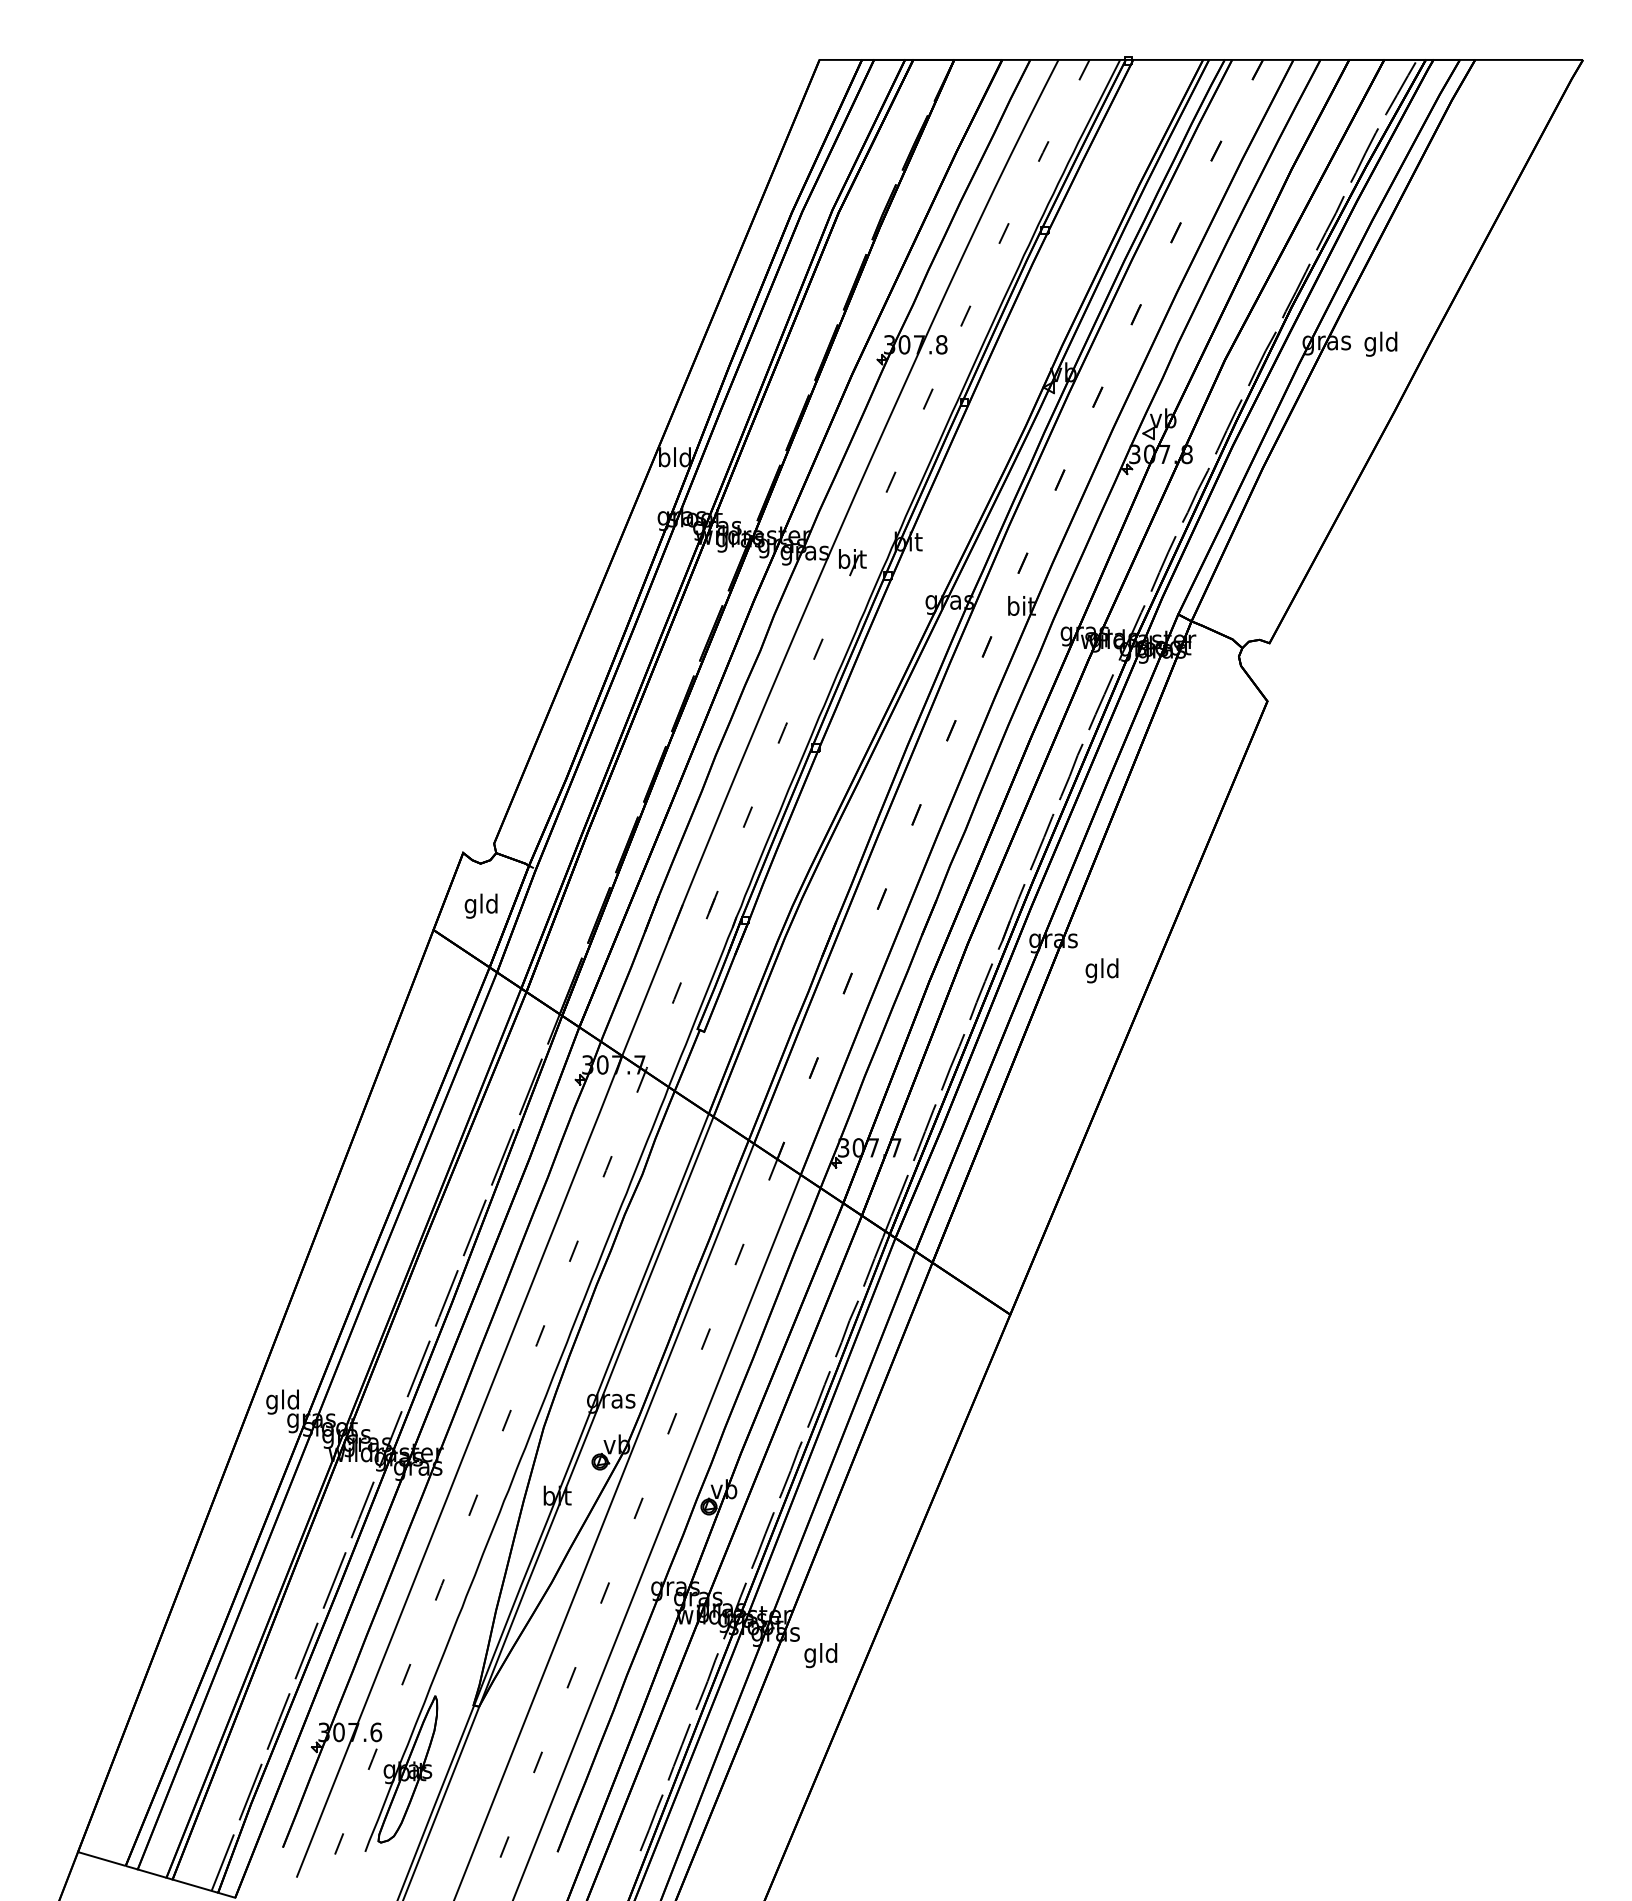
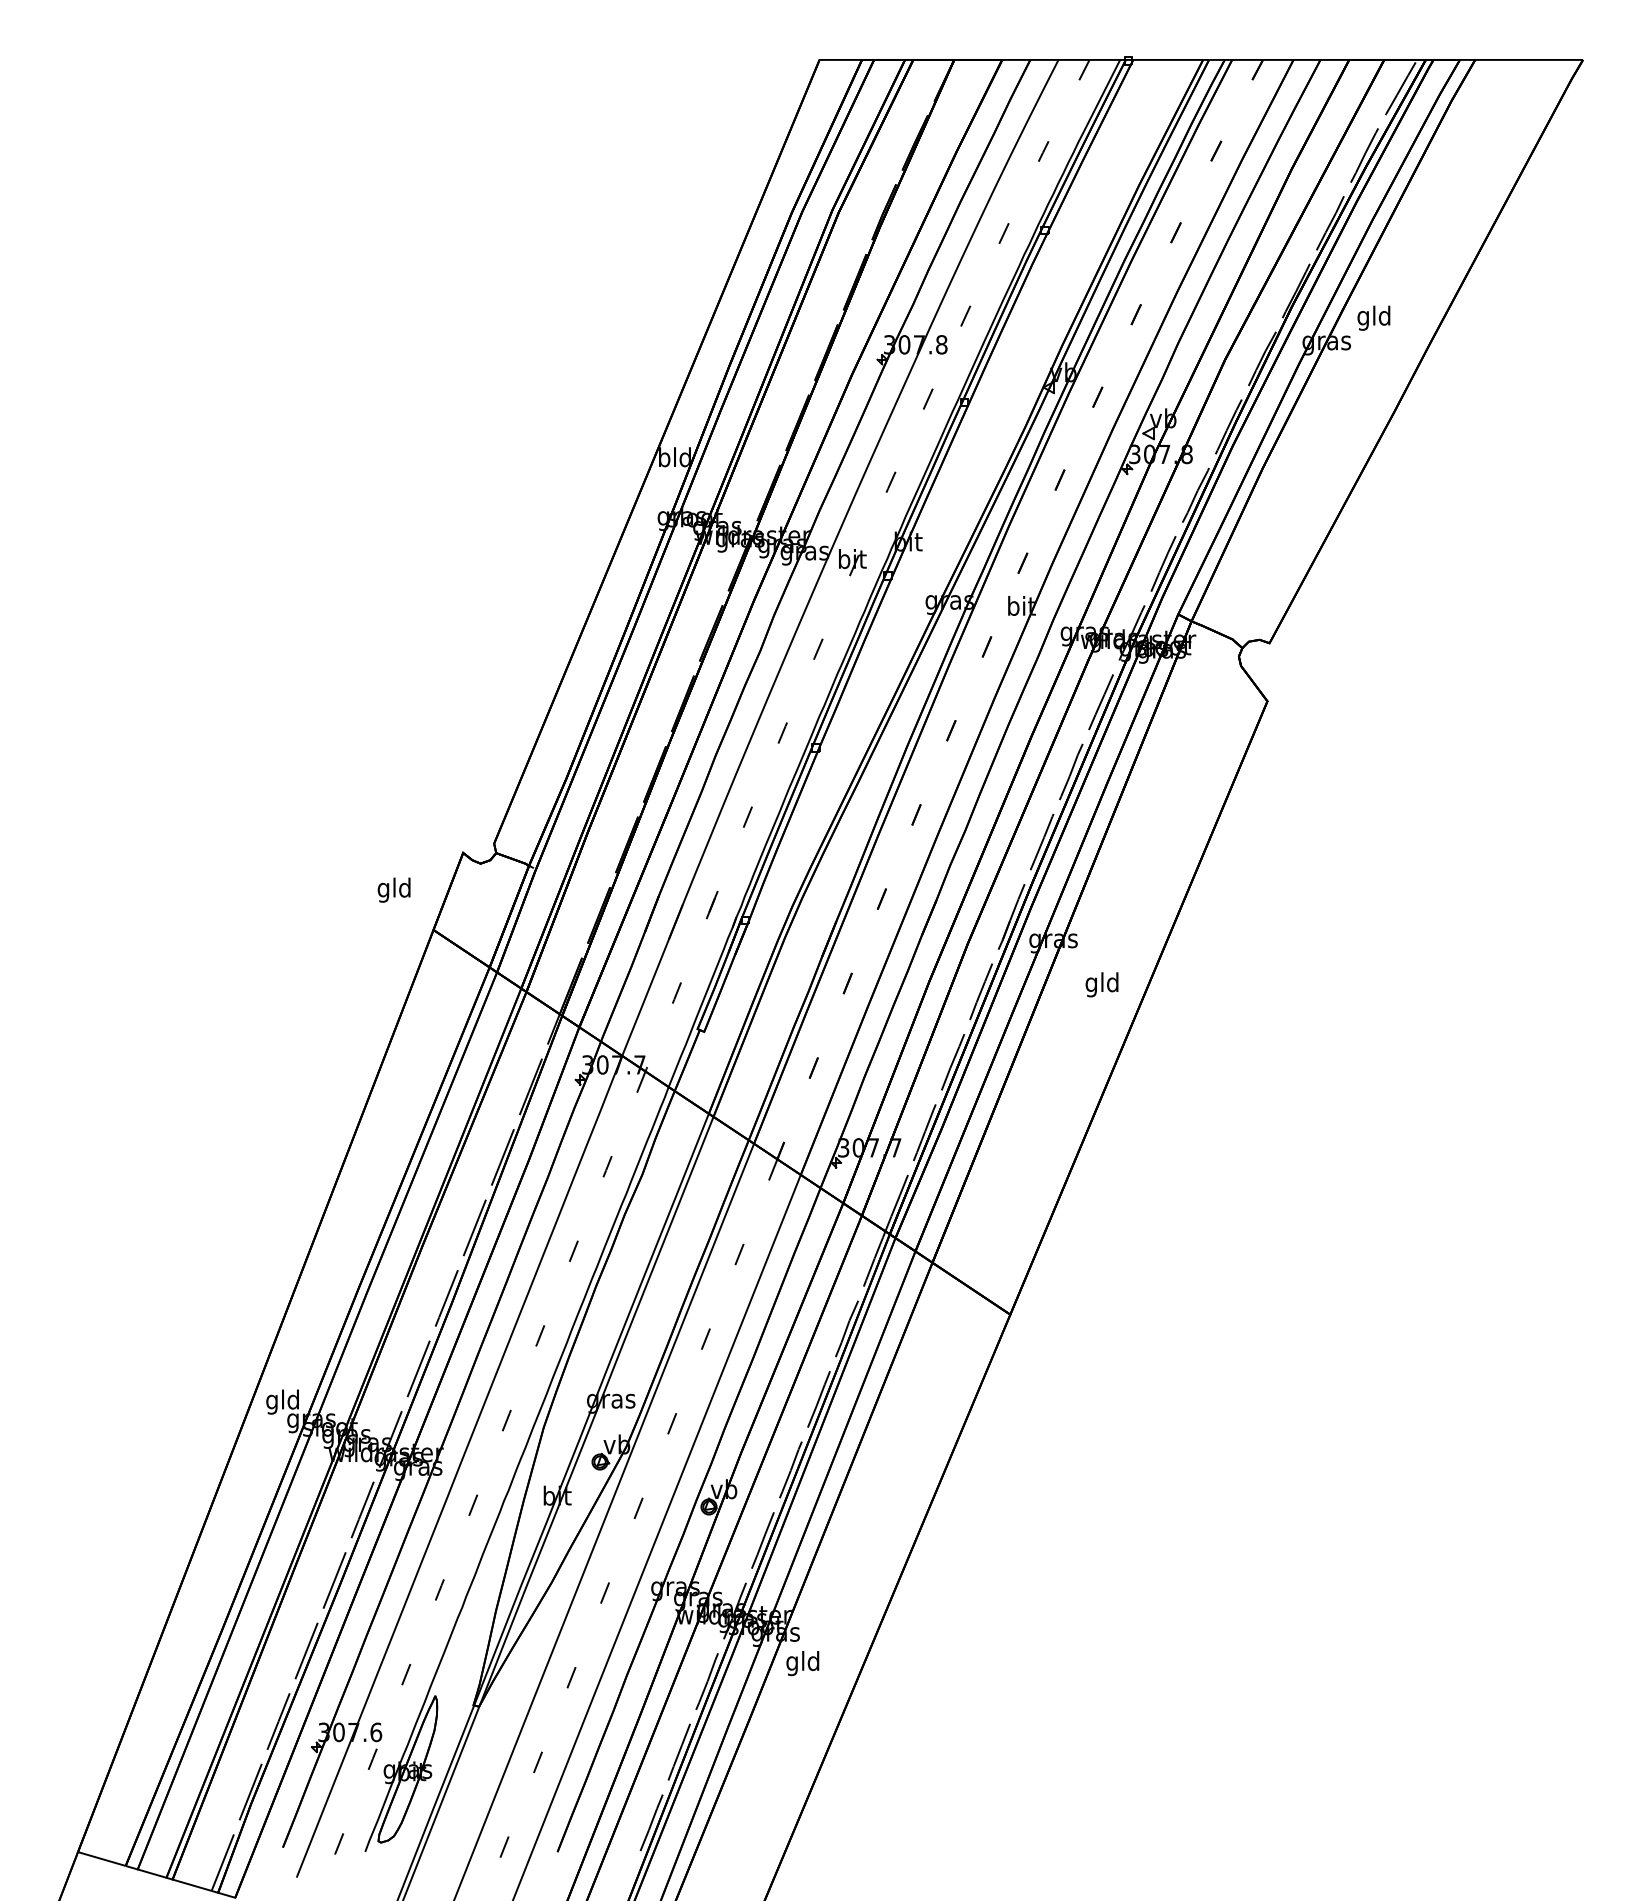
text position: (1380, 343) -> (1373, 317) (1373, 317)
text position: (480, 905) -> (393, 889) (393, 889)
text position: (1101, 970) -> (1101, 984) (1101, 984)
text position: (820, 1655) -> (802, 1663) (802, 1663)
